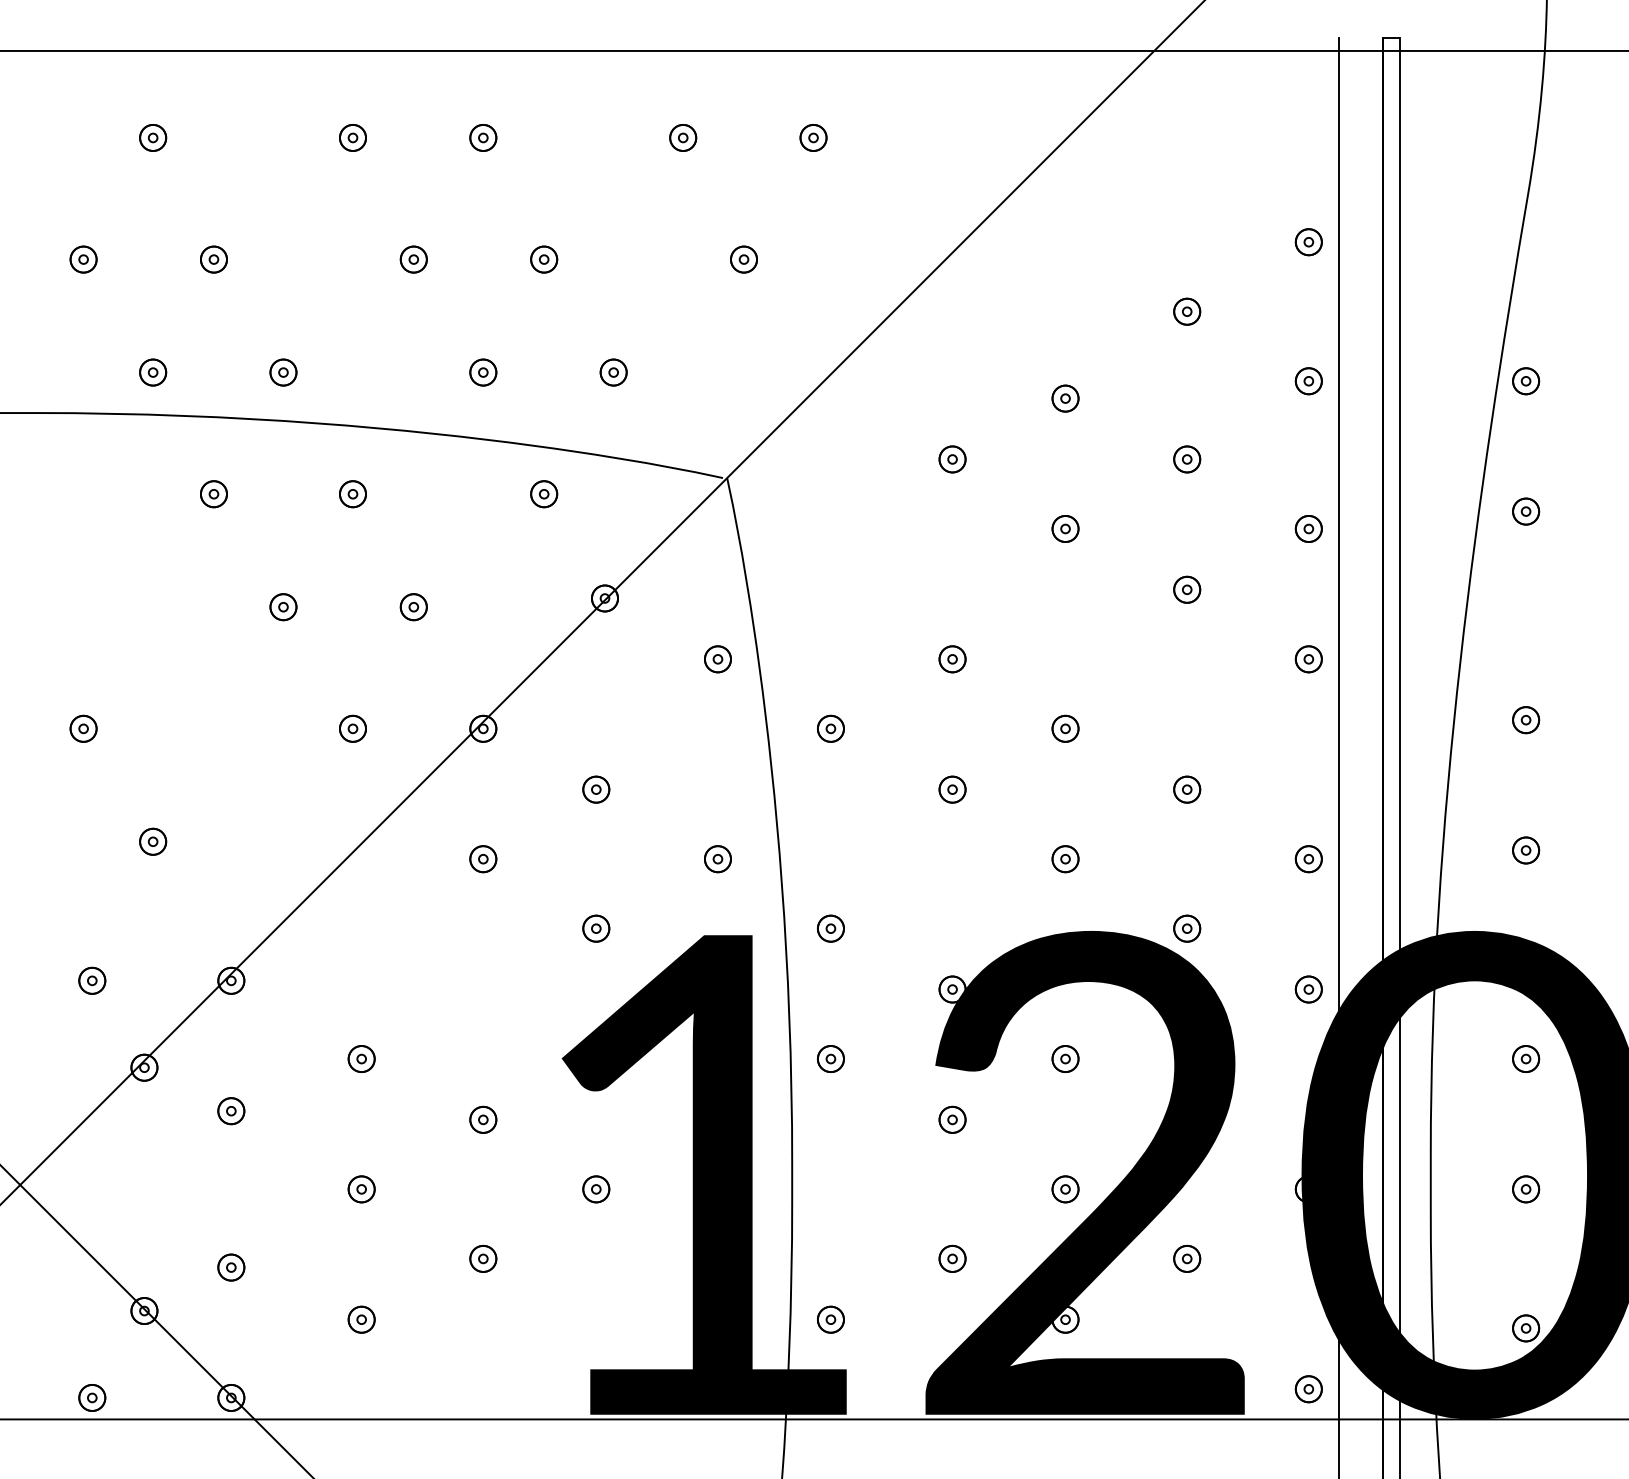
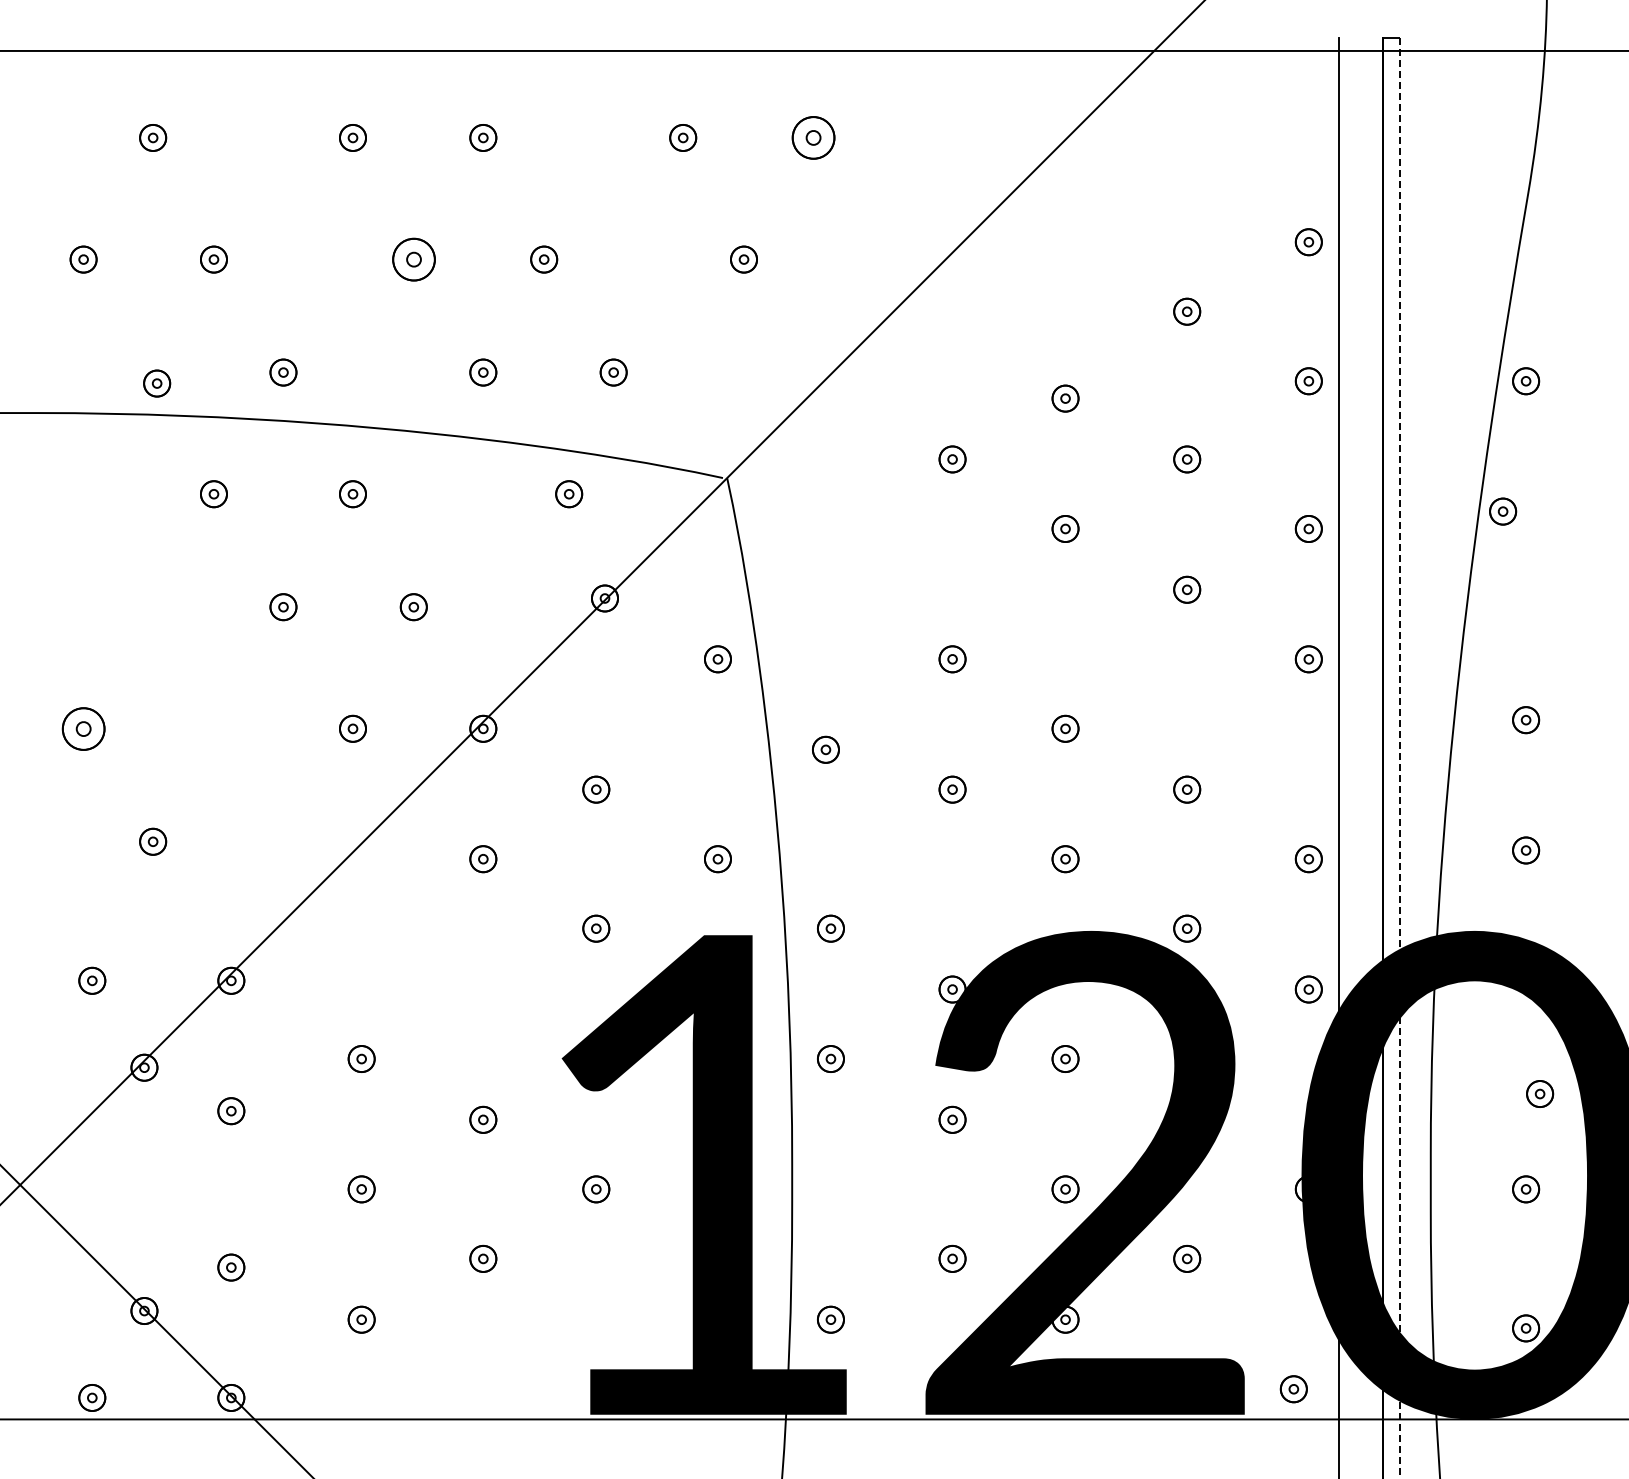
part size: 29x28 px -> 45x44 px (813, 137)
part size: 29x29 px -> 44x45 px (413, 259)
part position: (153, 372) -> (157, 383) (157, 383)
part position: (544, 494) -> (569, 494) (569, 494)
part position: (1526, 511) -> (1503, 511) (1503, 511)
part size: 29x29 px -> 45x44 px (83, 728)
part position: (830, 728) -> (825, 749) (825, 749)
line: solid -> dashed (1400, 758)
part position: (1526, 1058) -> (1540, 1093) (1540, 1093)
part position: (1308, 1389) -> (1293, 1389) (1293, 1389)
